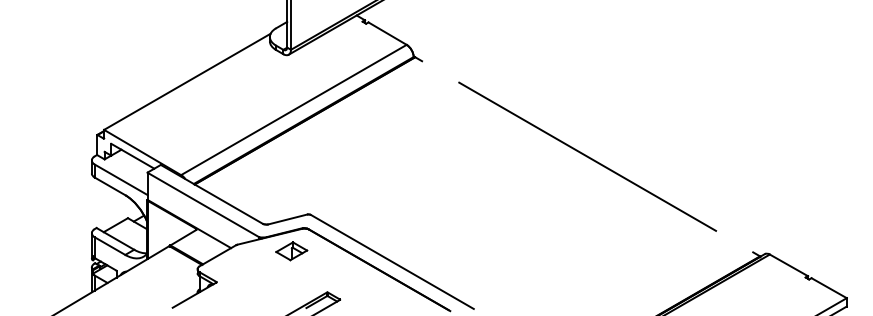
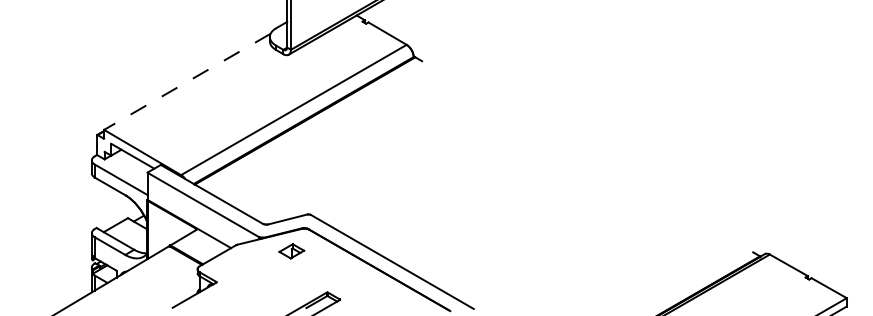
line: solid -> dashed (186, 82)
line: present -> none (587, 156)
part size: 34x21 px -> 28x17 px (291, 251)
